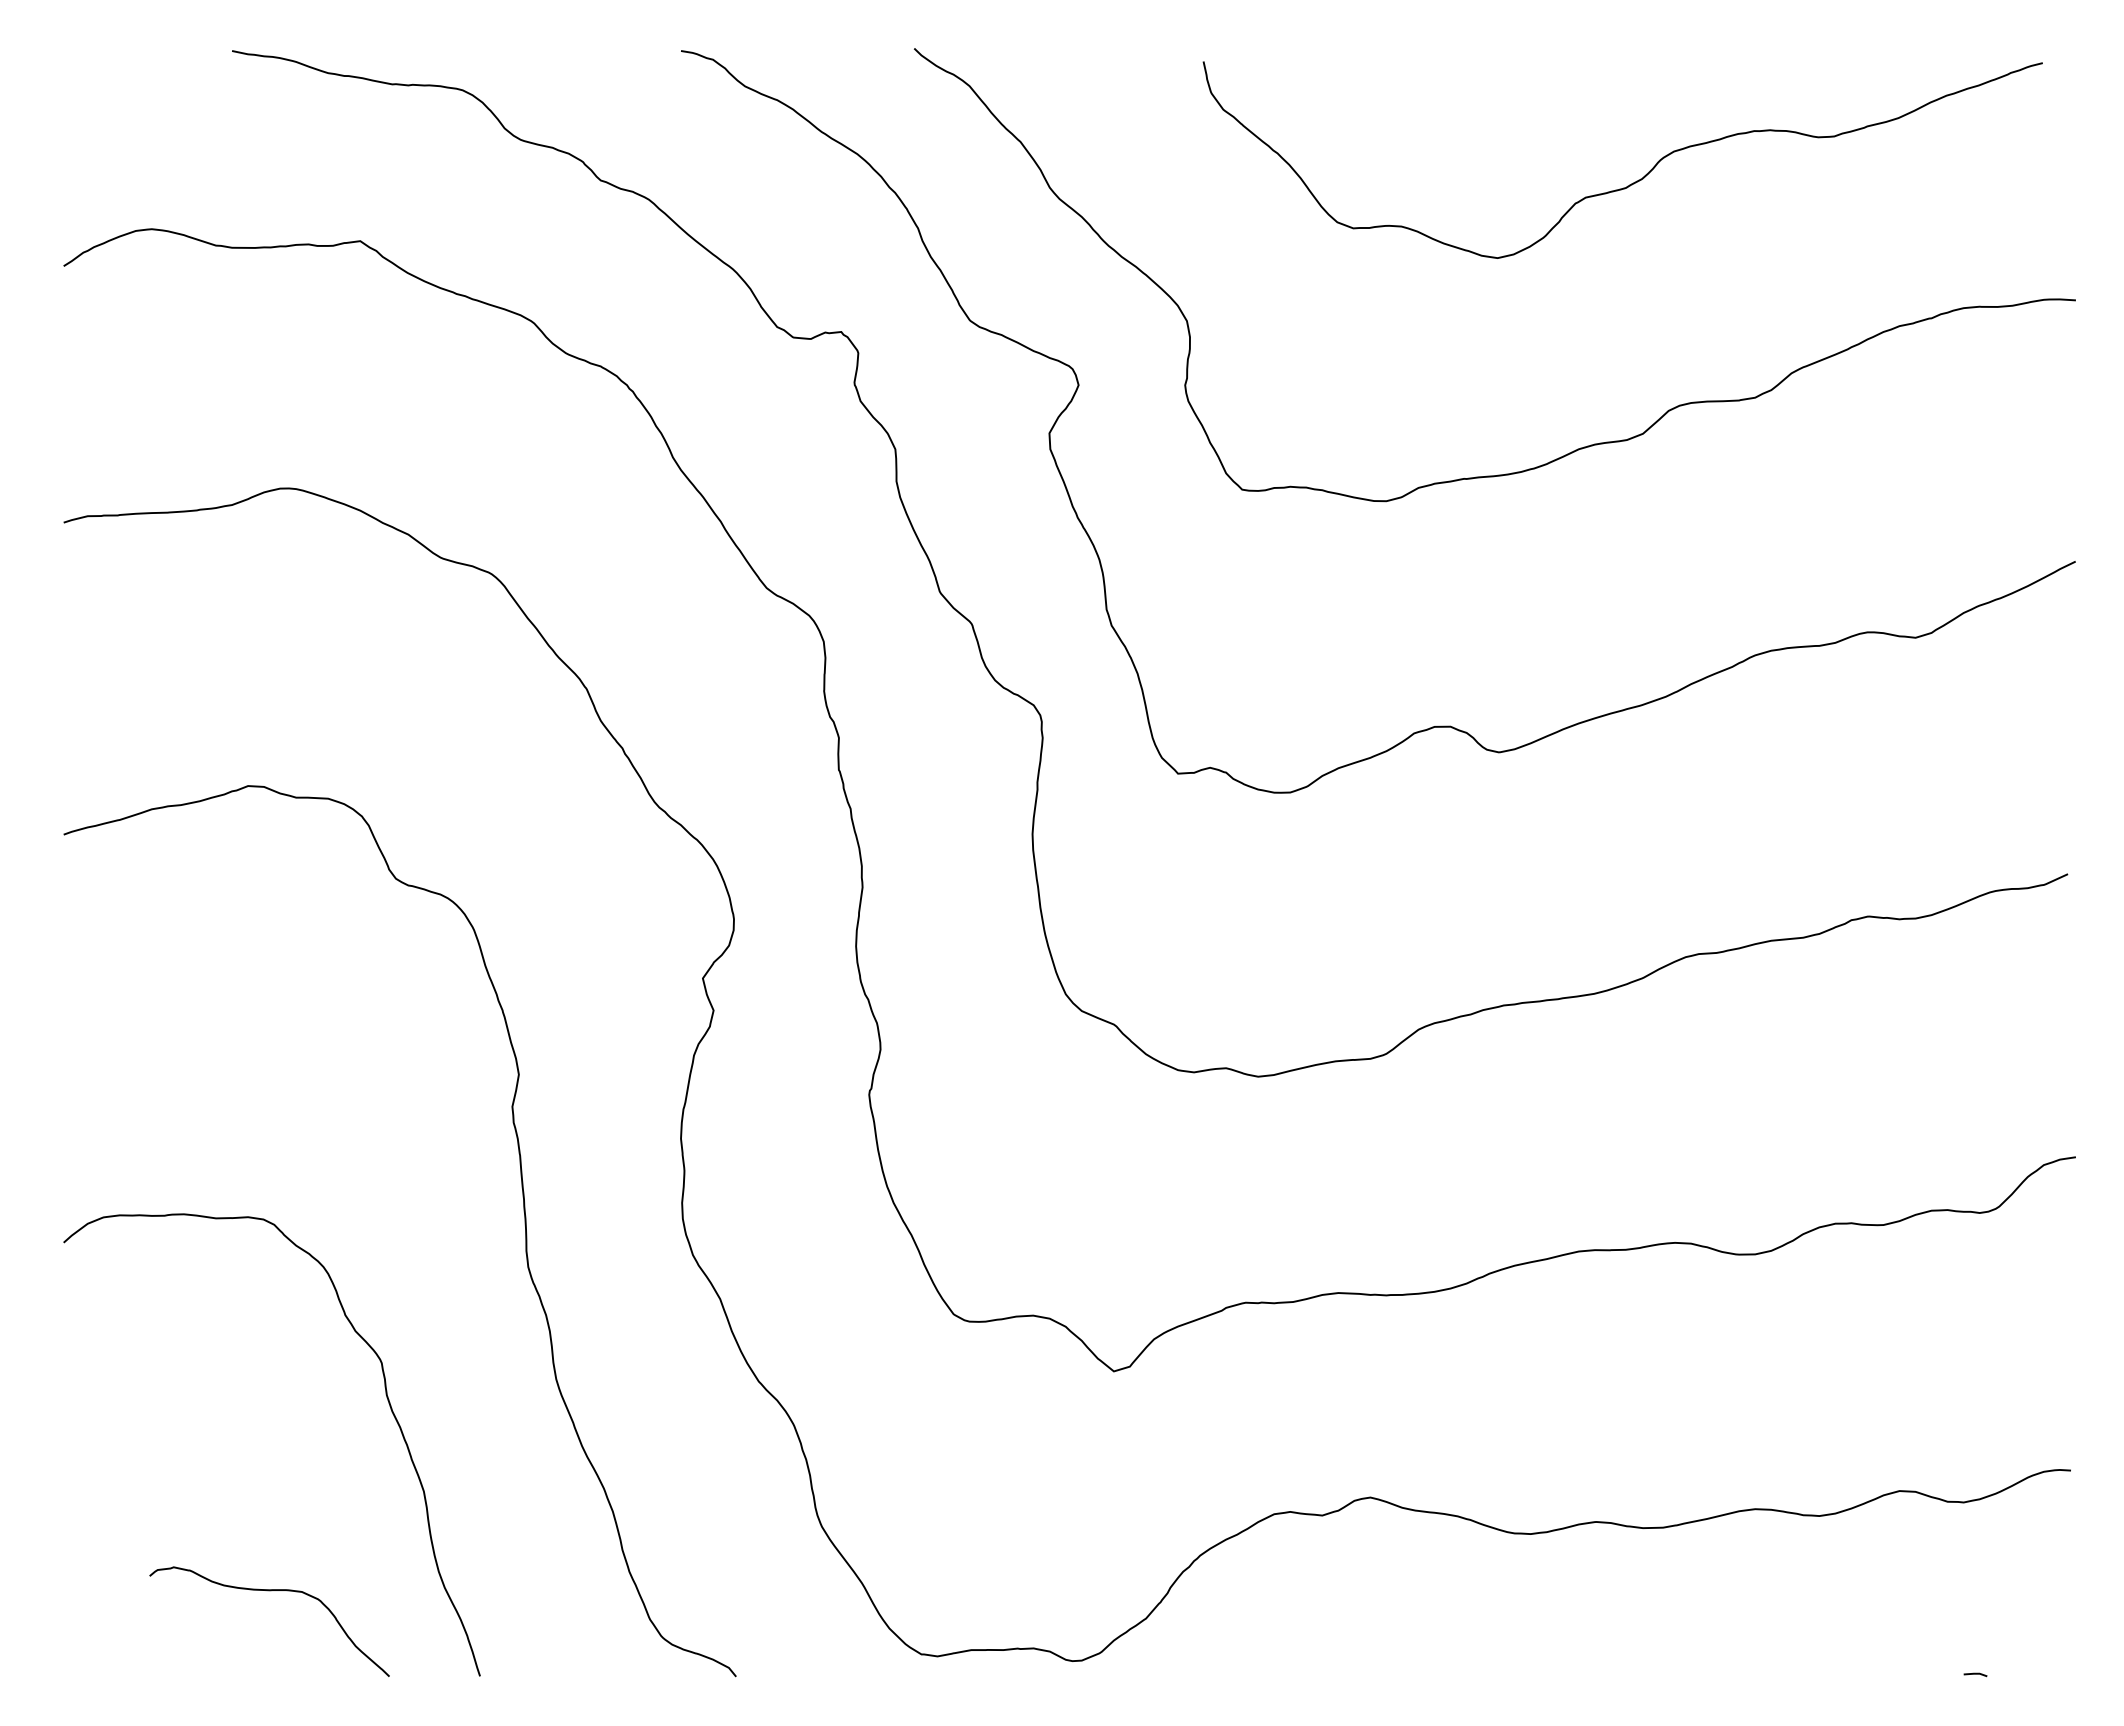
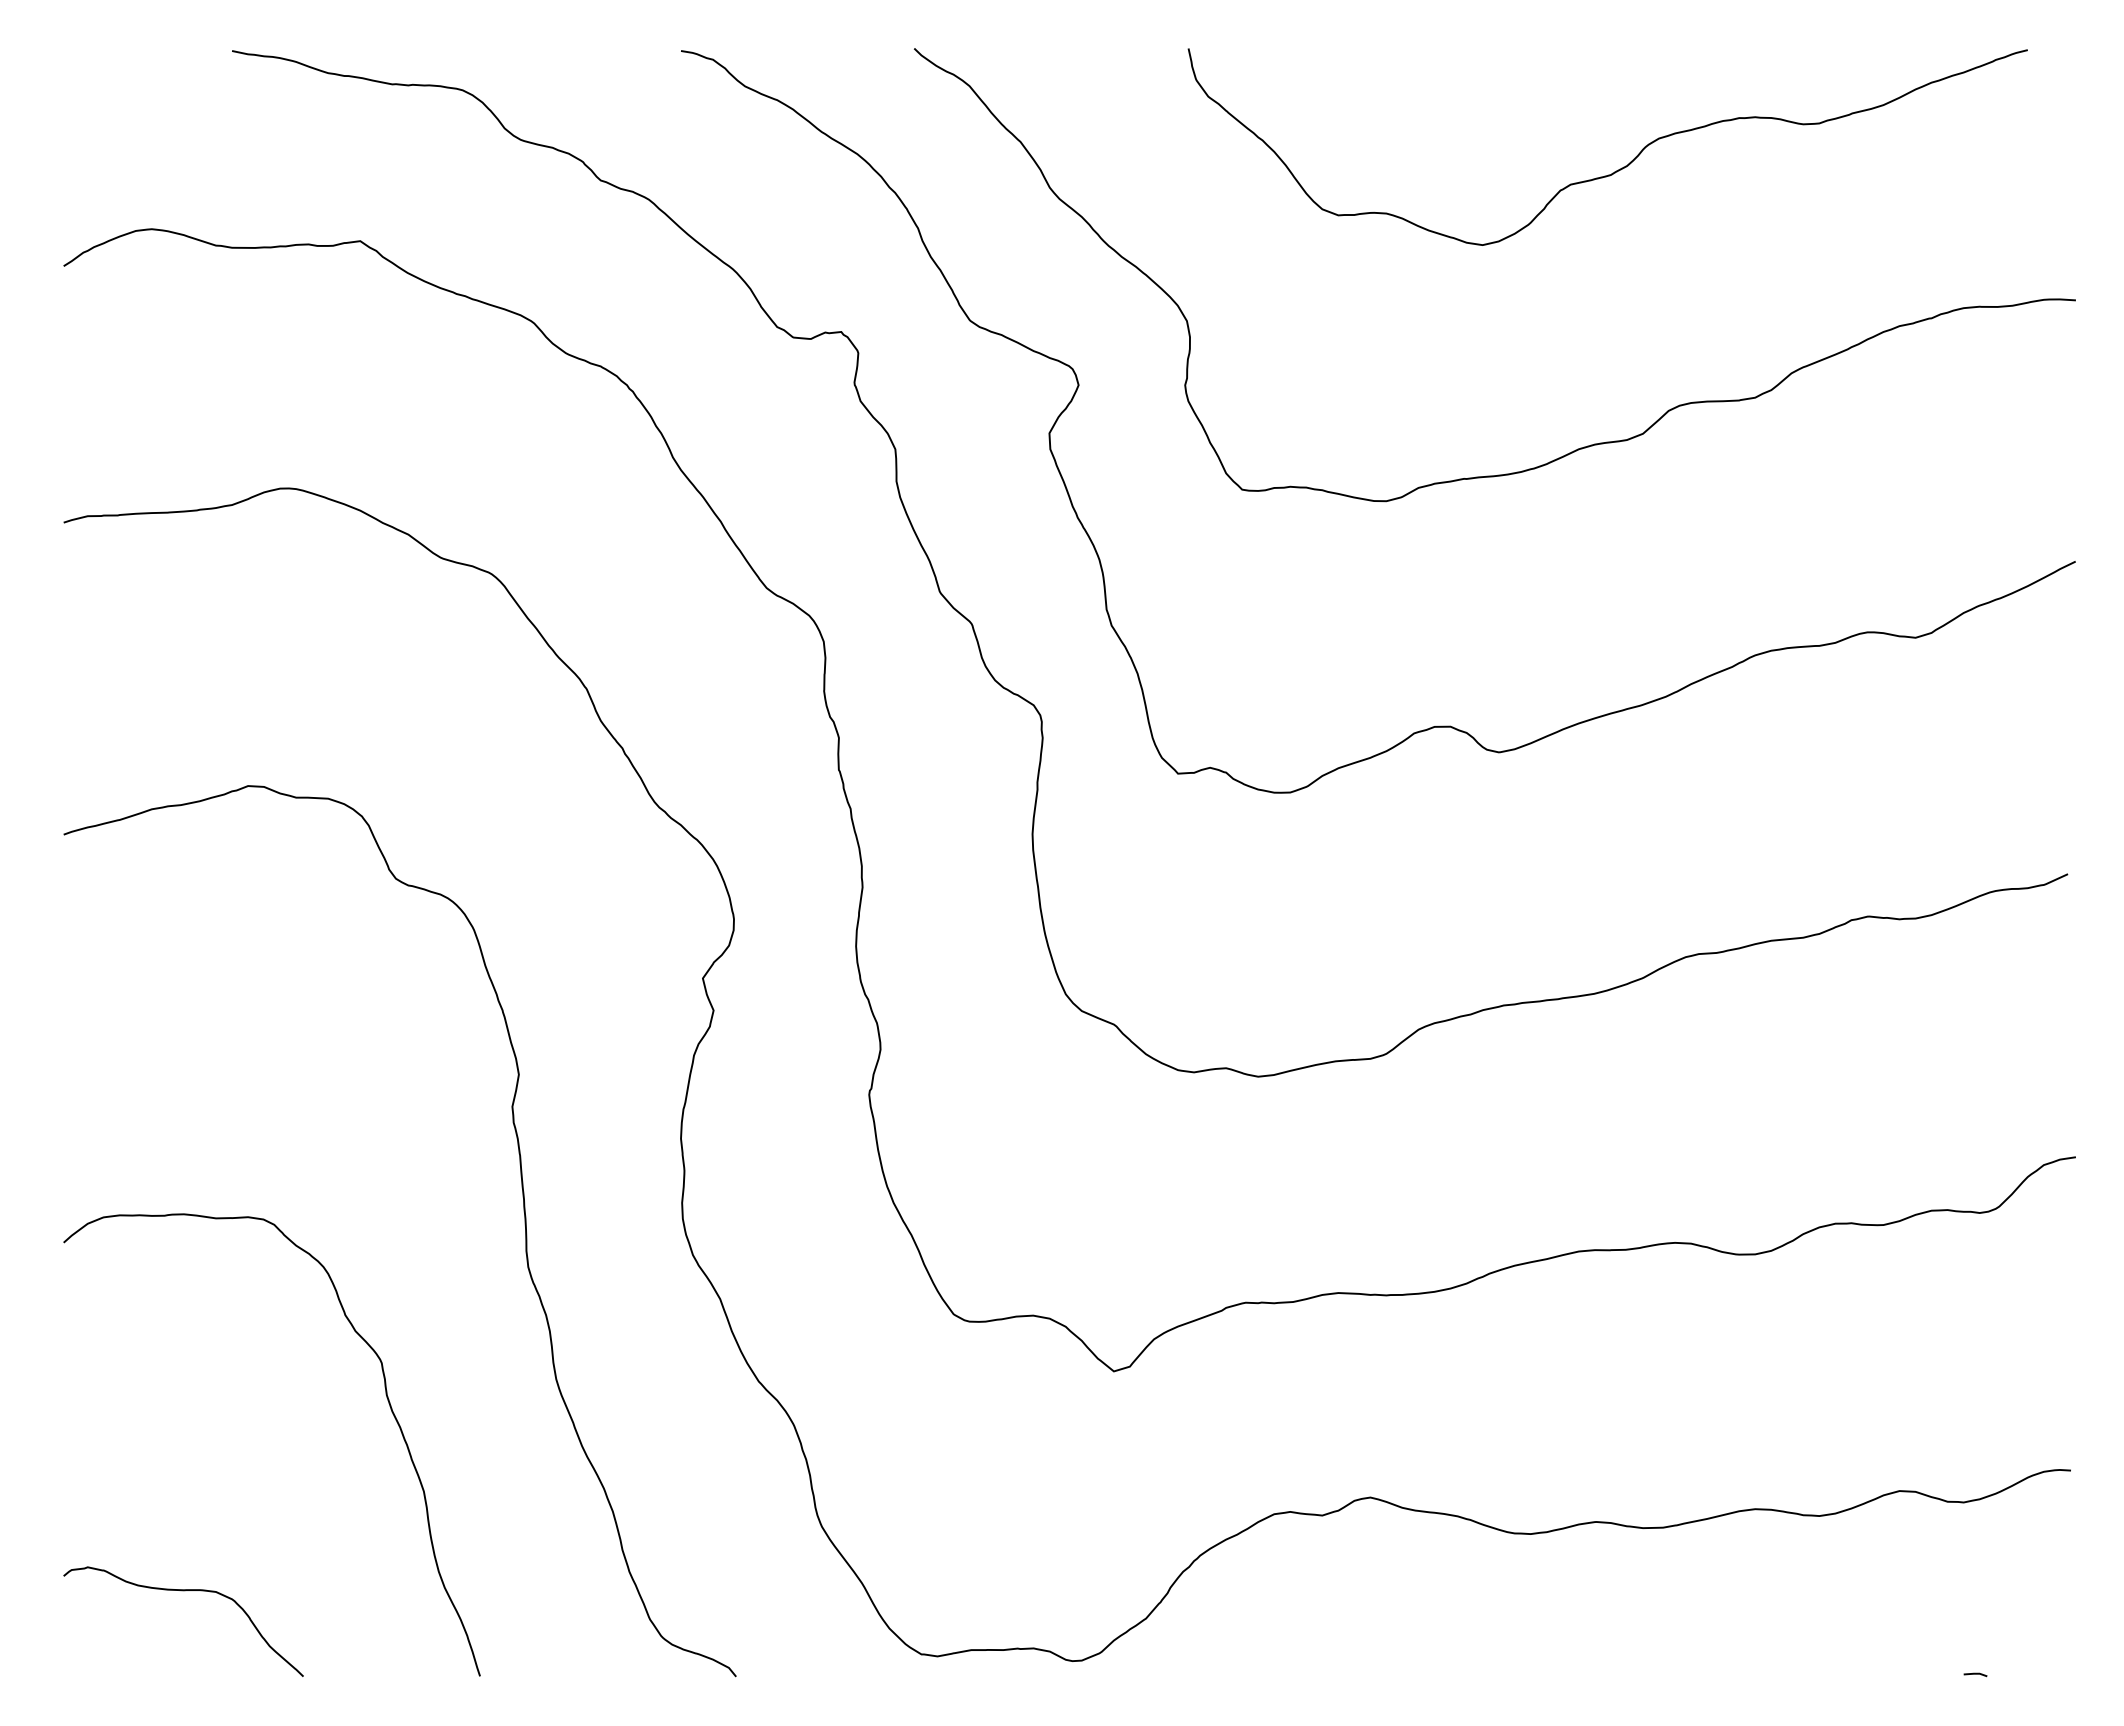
curve position: (1636, 180) -> (1621, 167) (1621, 167)
curve position: (269, 1591) -> (183, 1591) (183, 1591)
